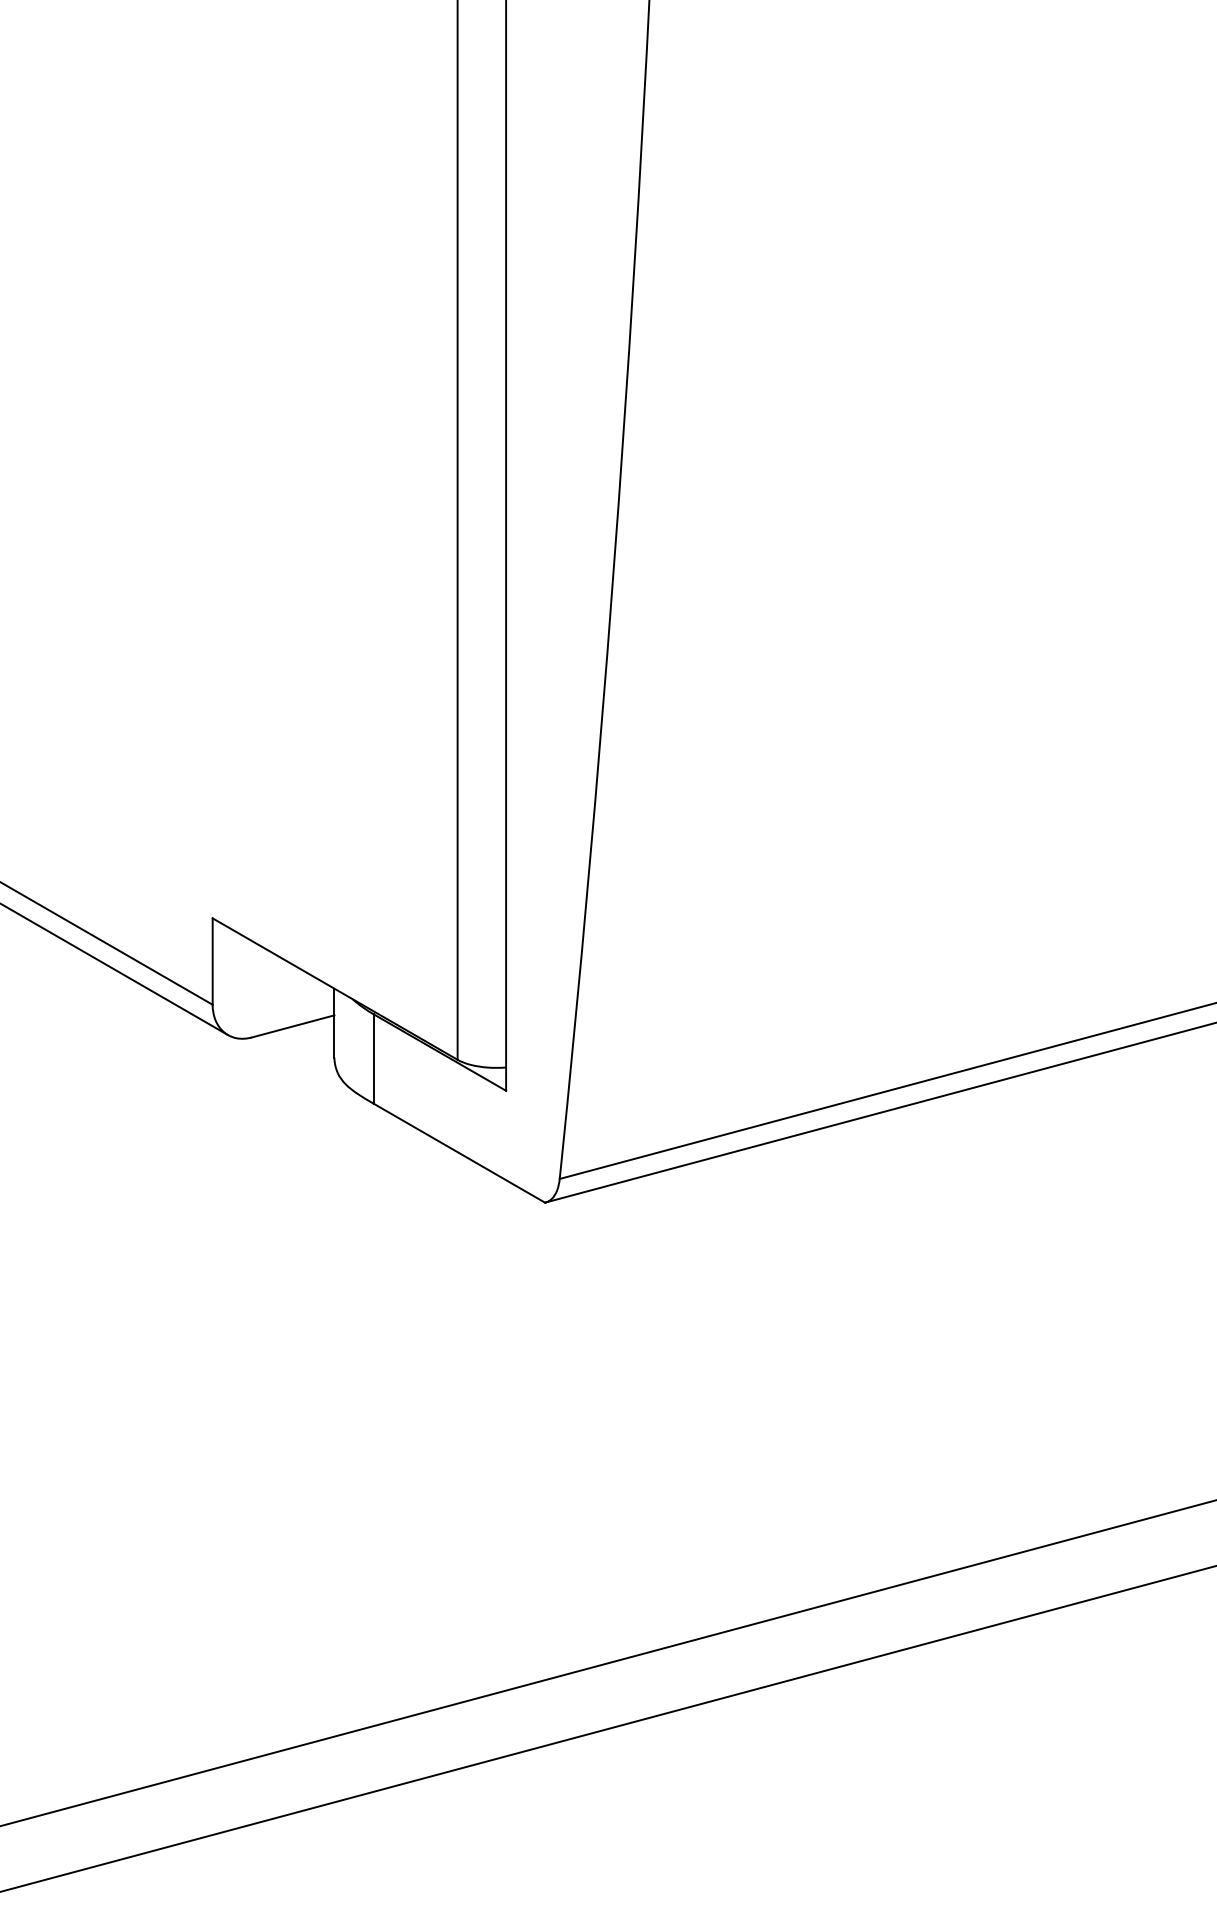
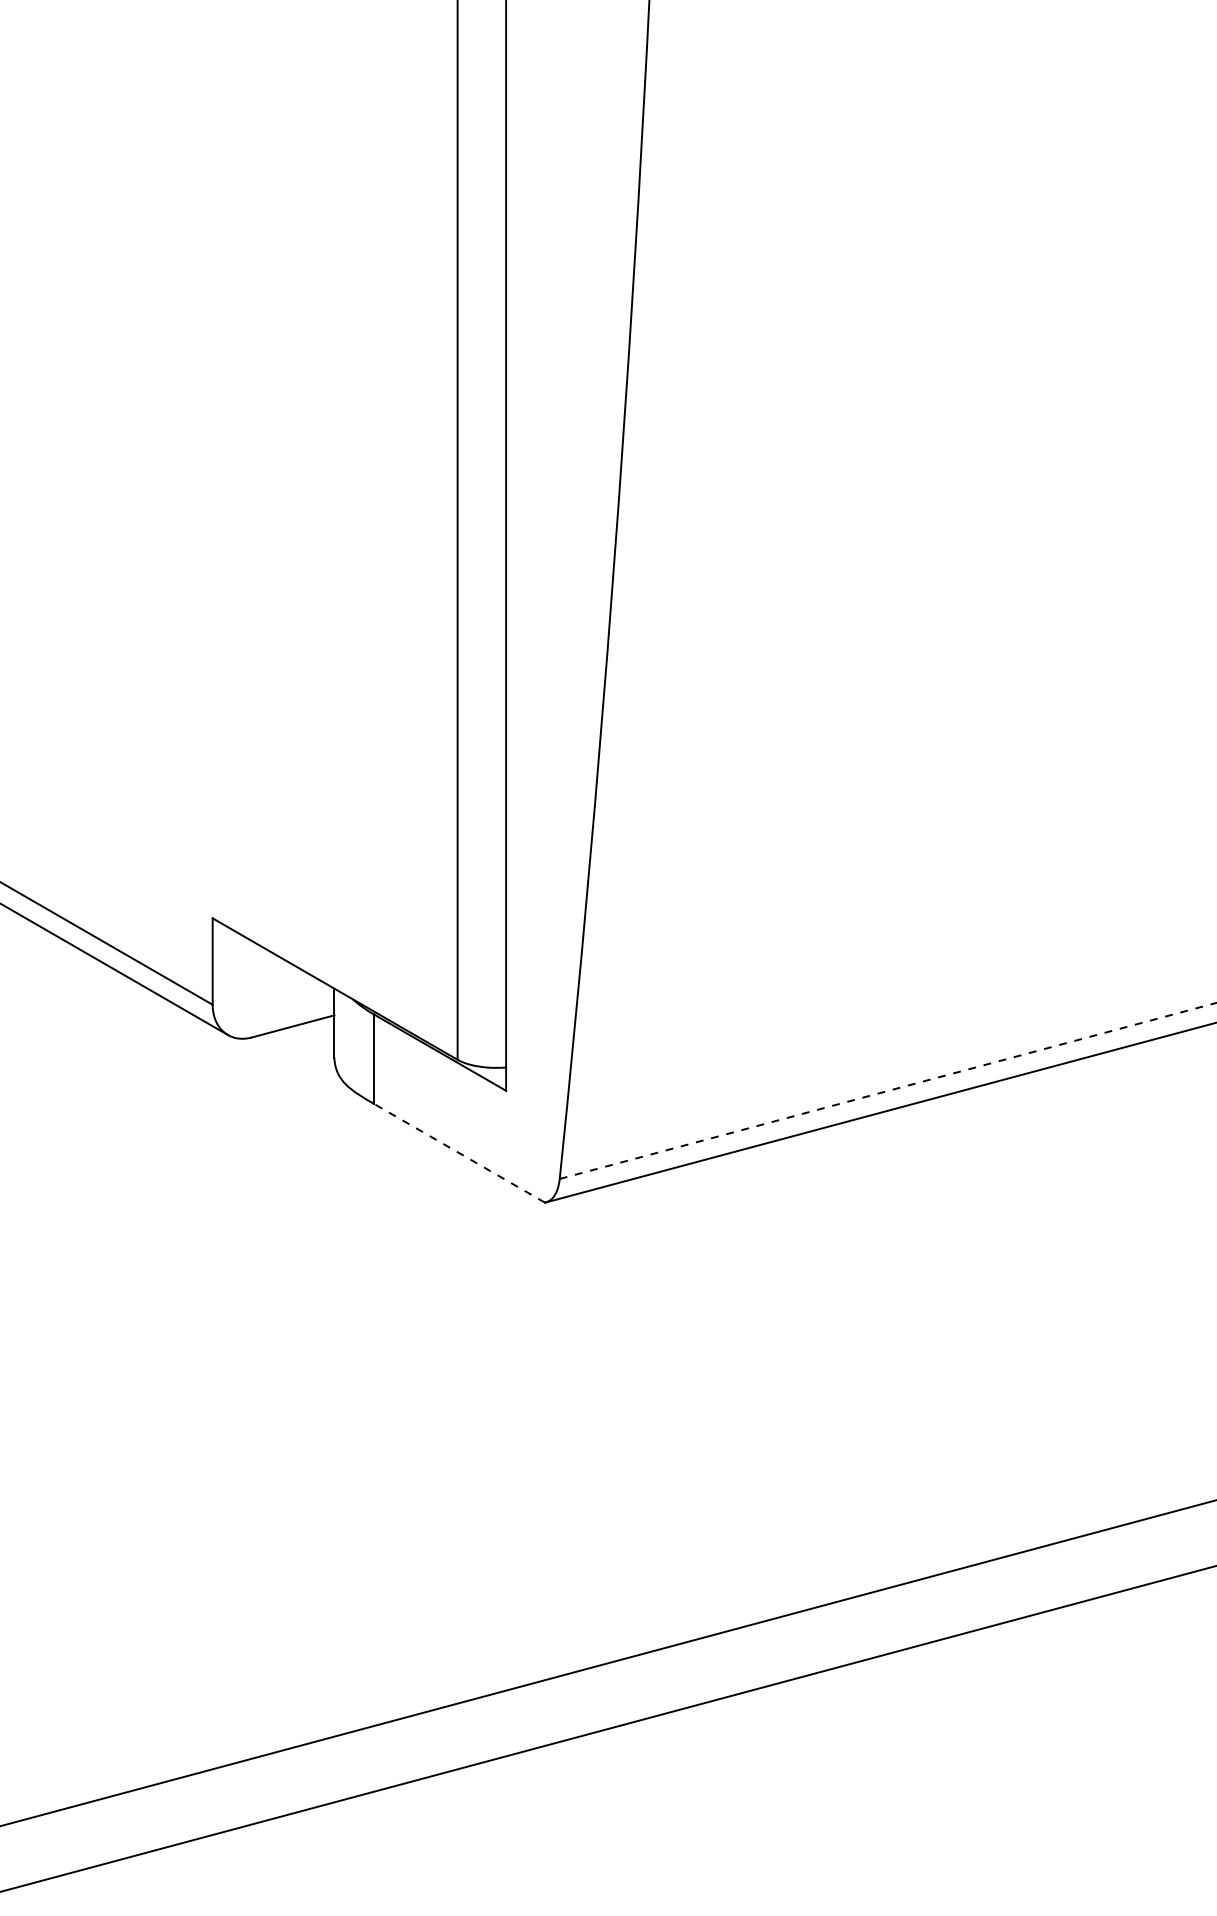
line: solid -> dashed (888, 1090)
line: solid -> dashed (459, 1153)
